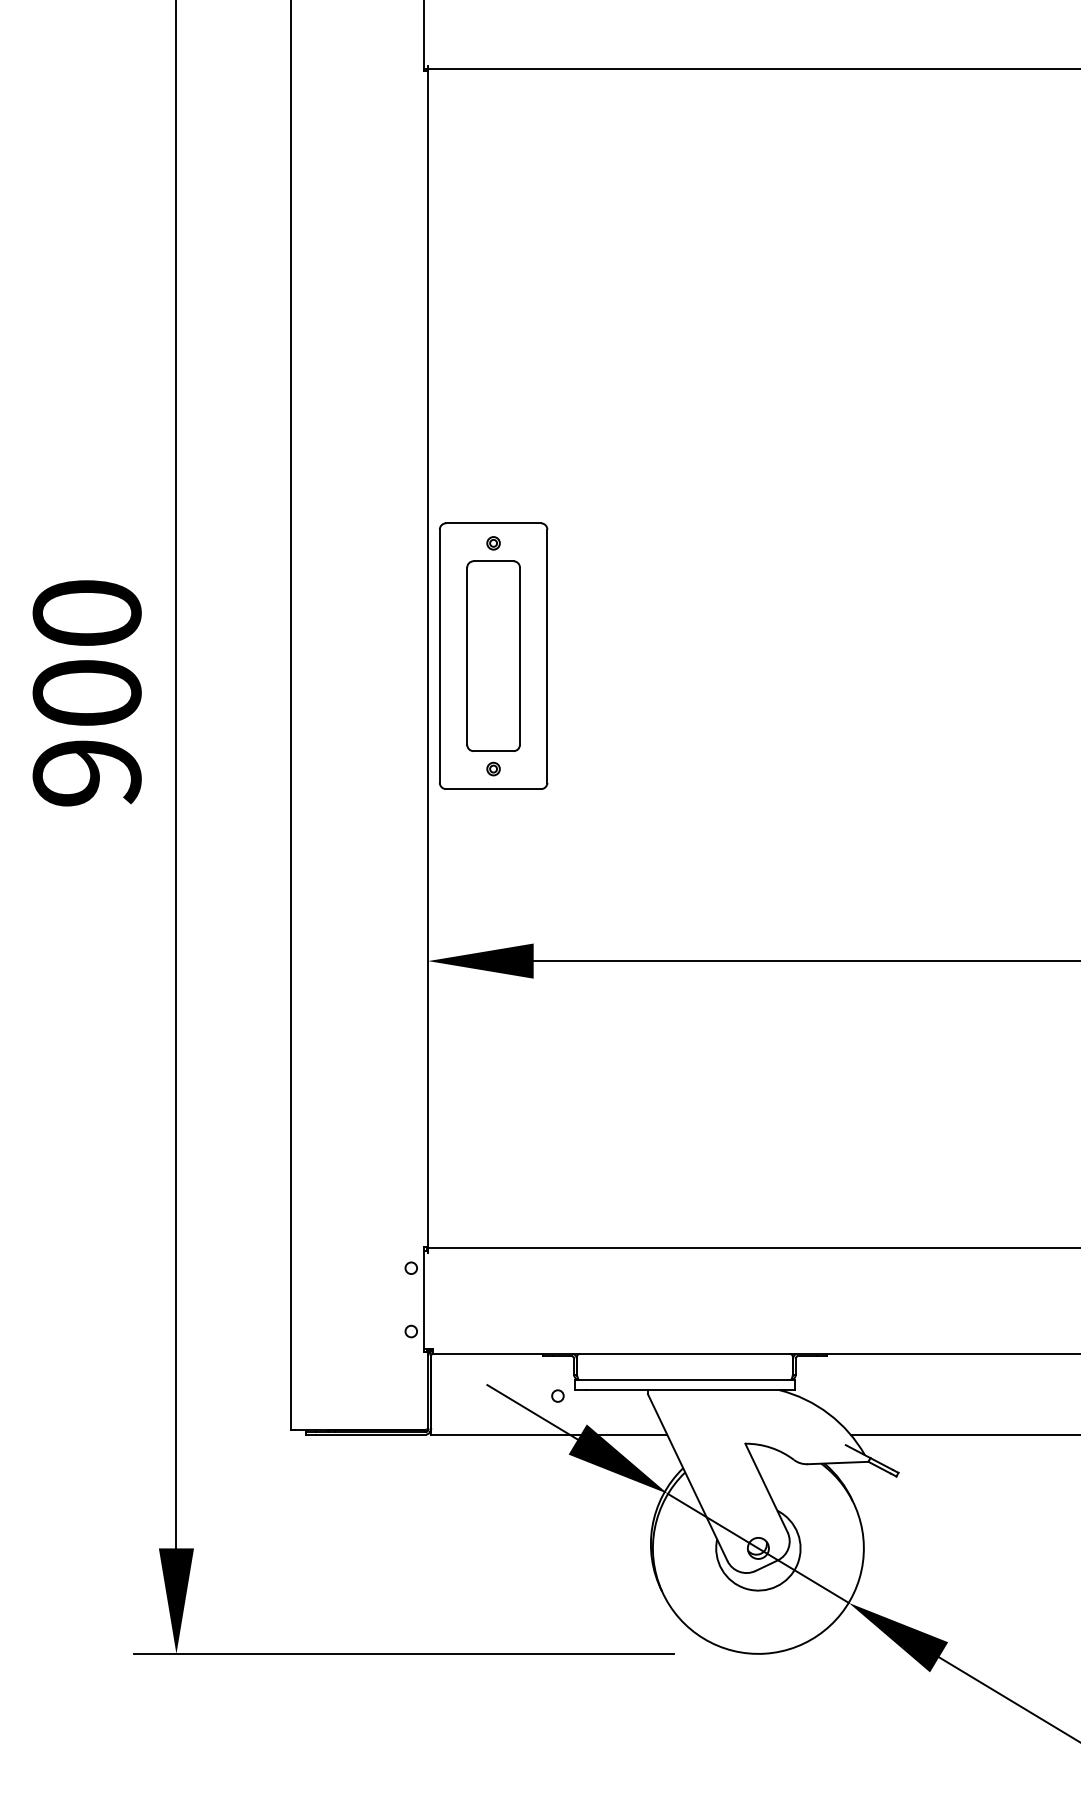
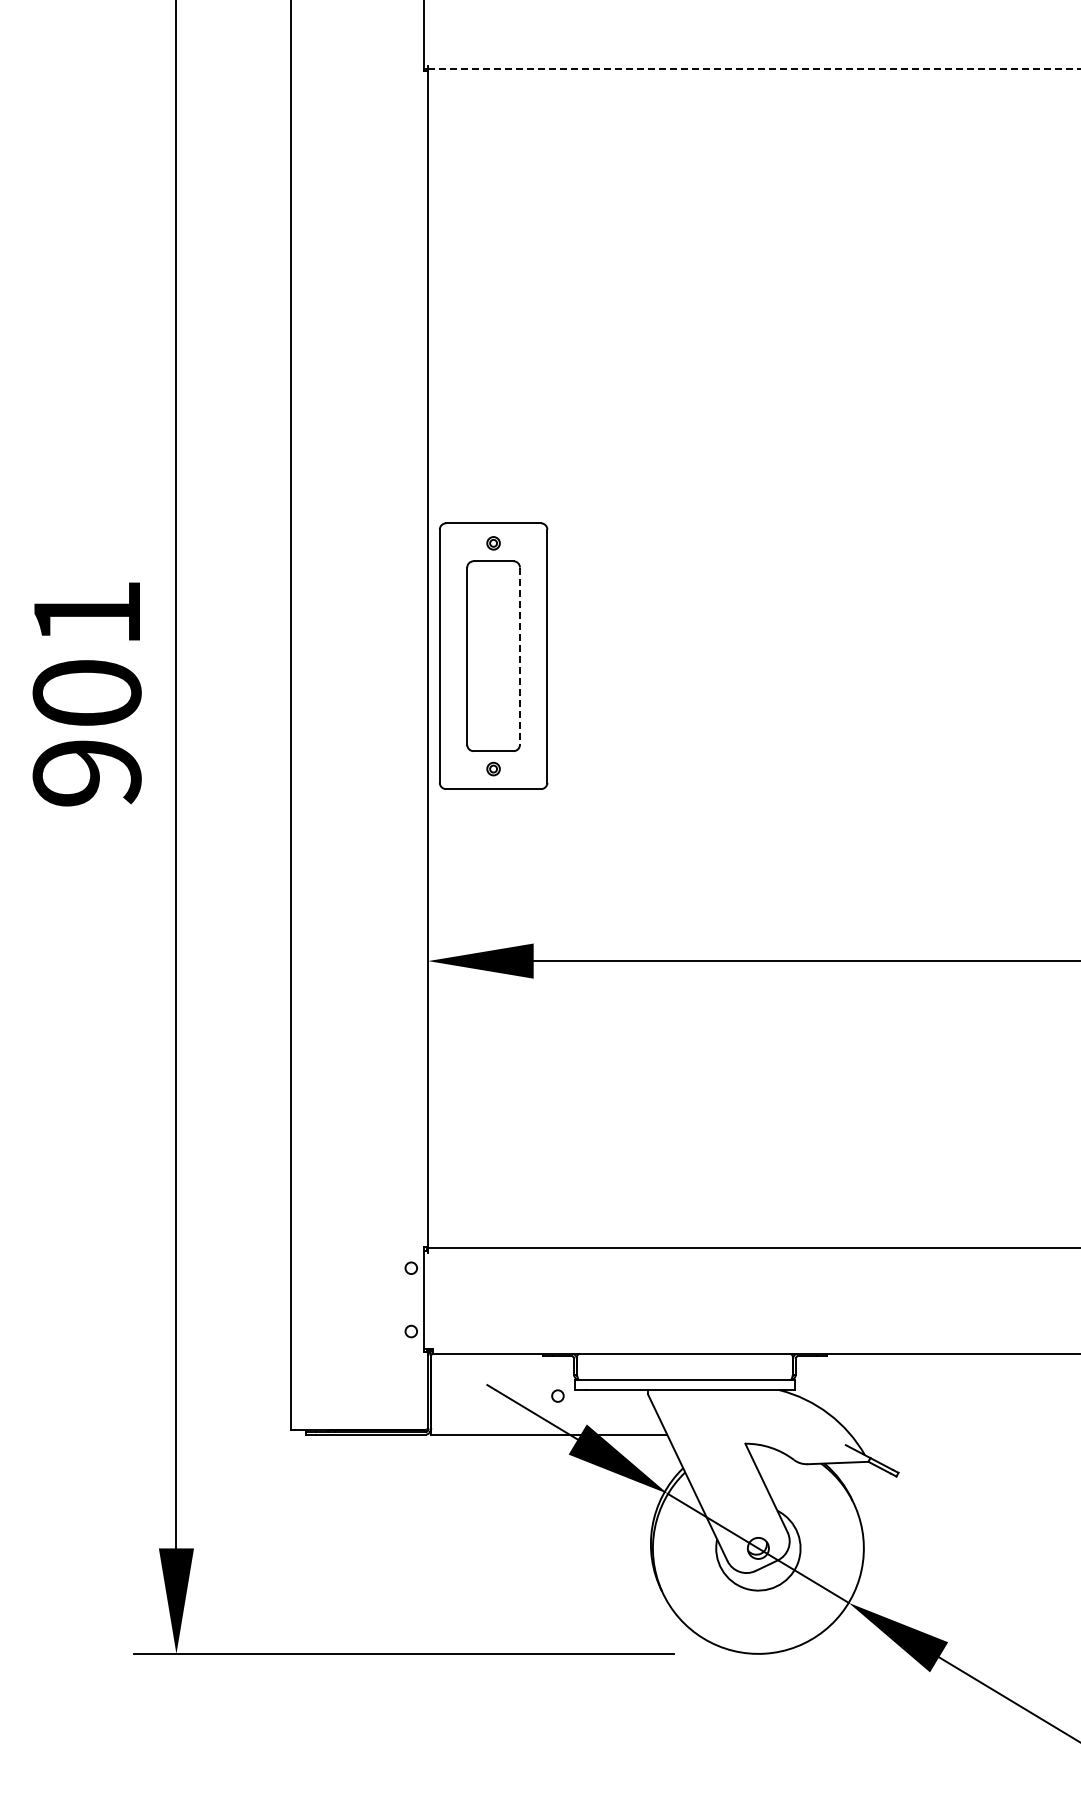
line: solid -> dashed (754, 69)
text: 900 -> 901 (86, 612)
line: solid -> dashed (519, 656)
line: present -> none (963, 1434)
